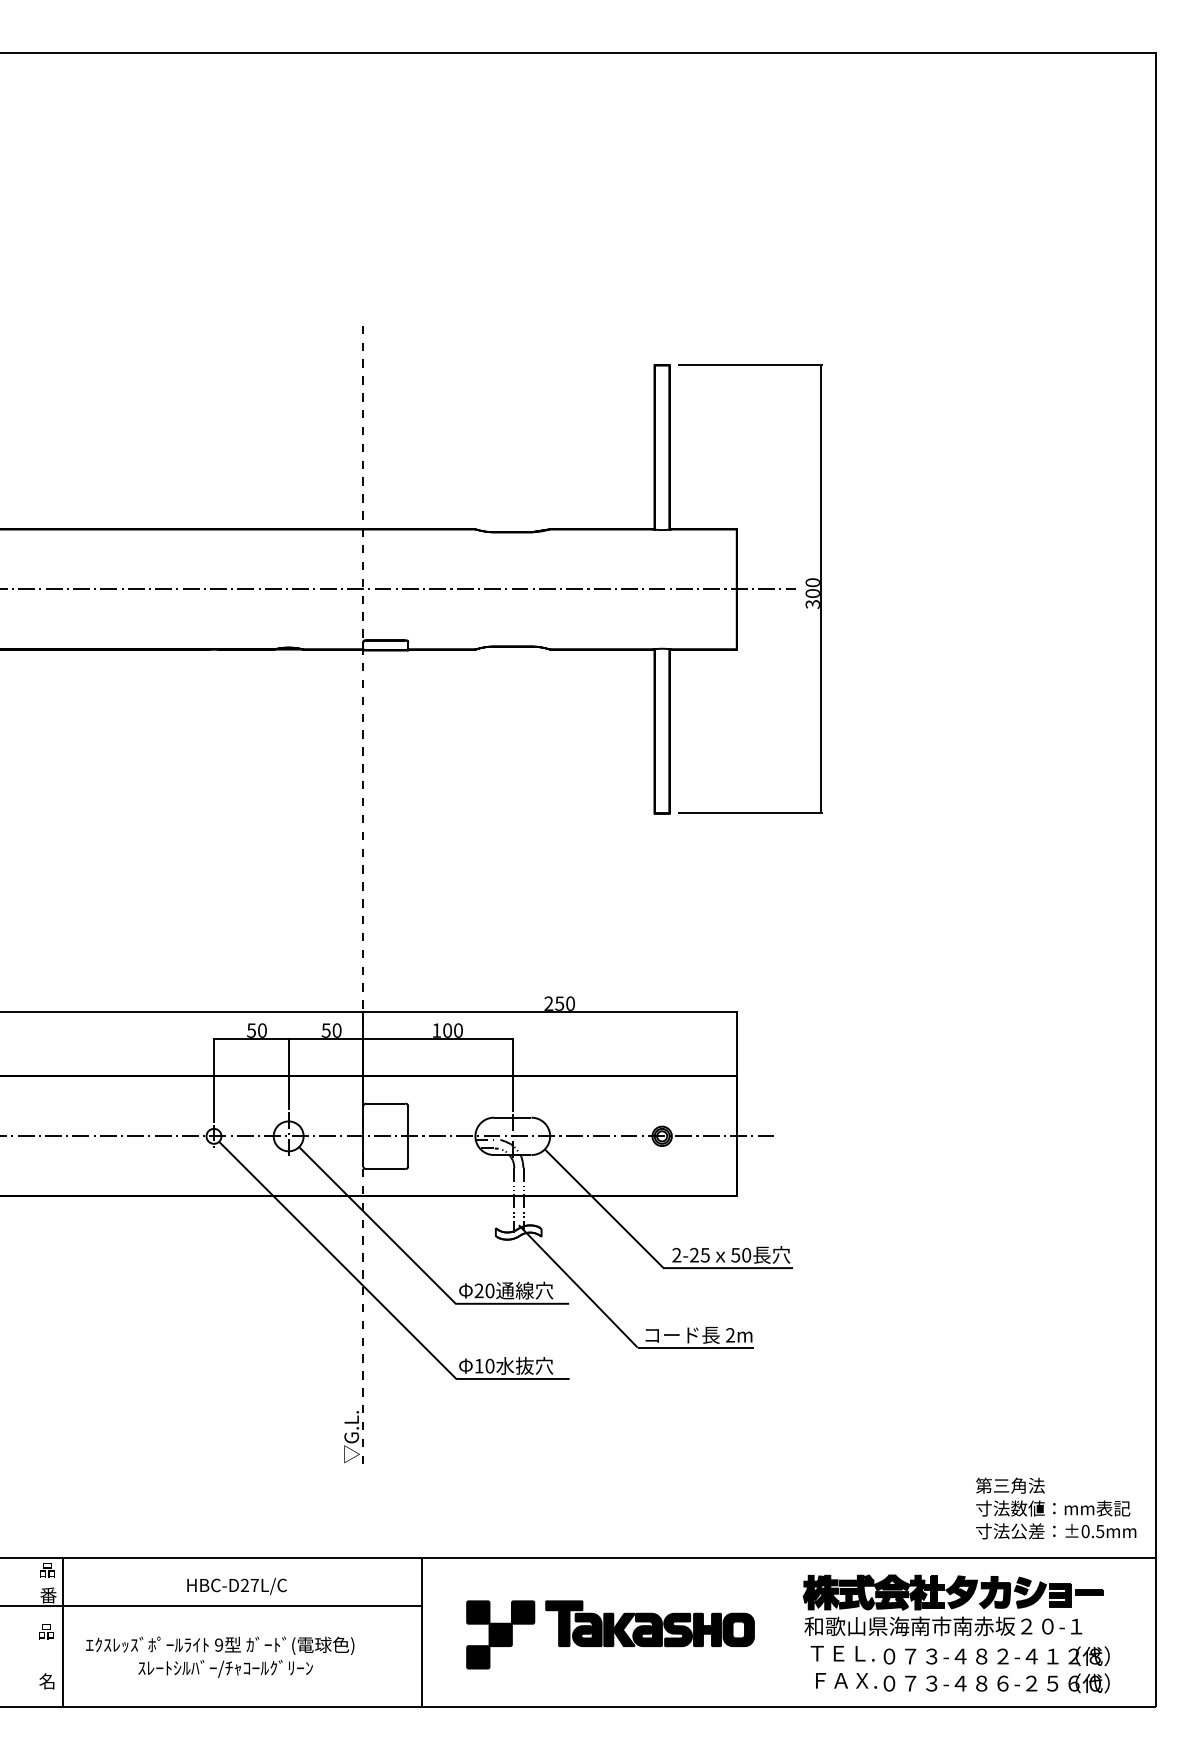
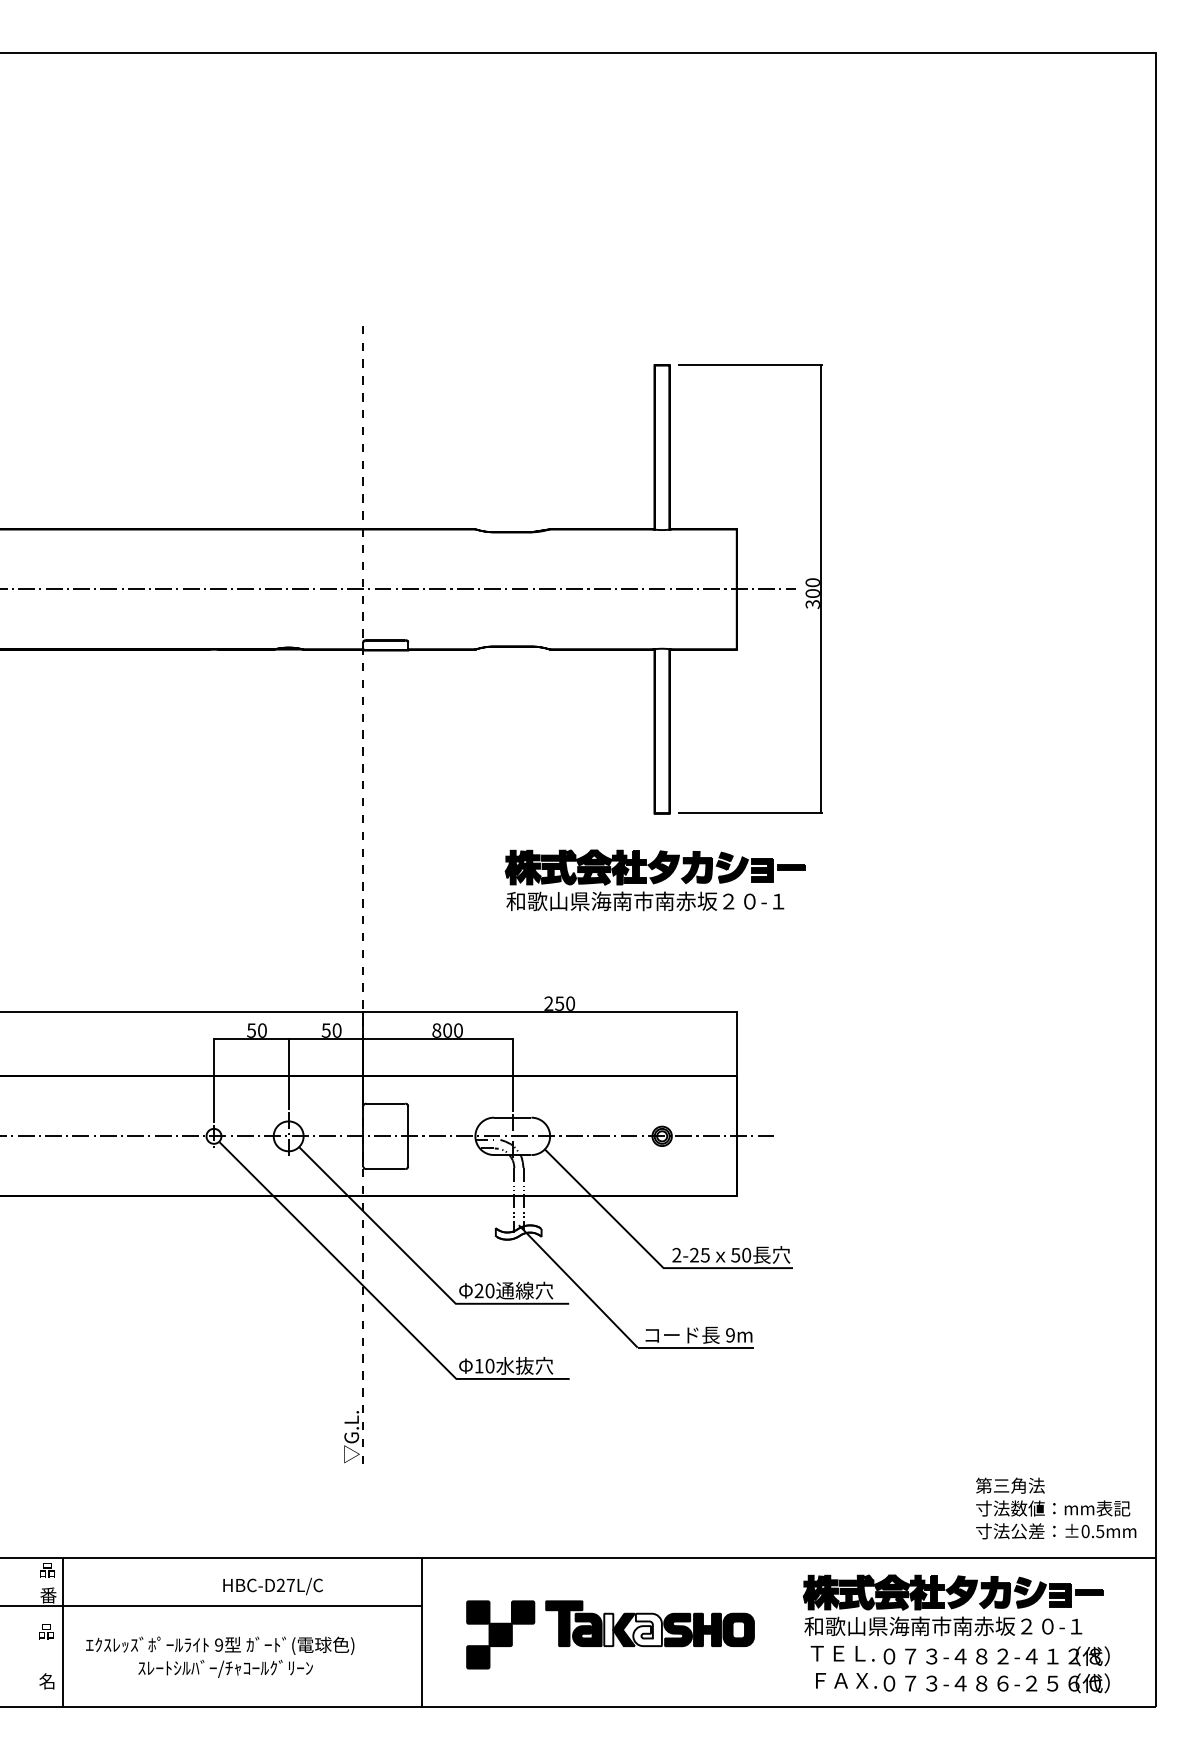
part: none -> present (654, 880)
text: 100 -> 800 (436, 1030)
text: 2m -> 9m (730, 1335)
text position: (236, 1586) -> (272, 1586) (272, 1586)
fill: present -> none (608, 1629)
fill: present -> none (647, 1629)
